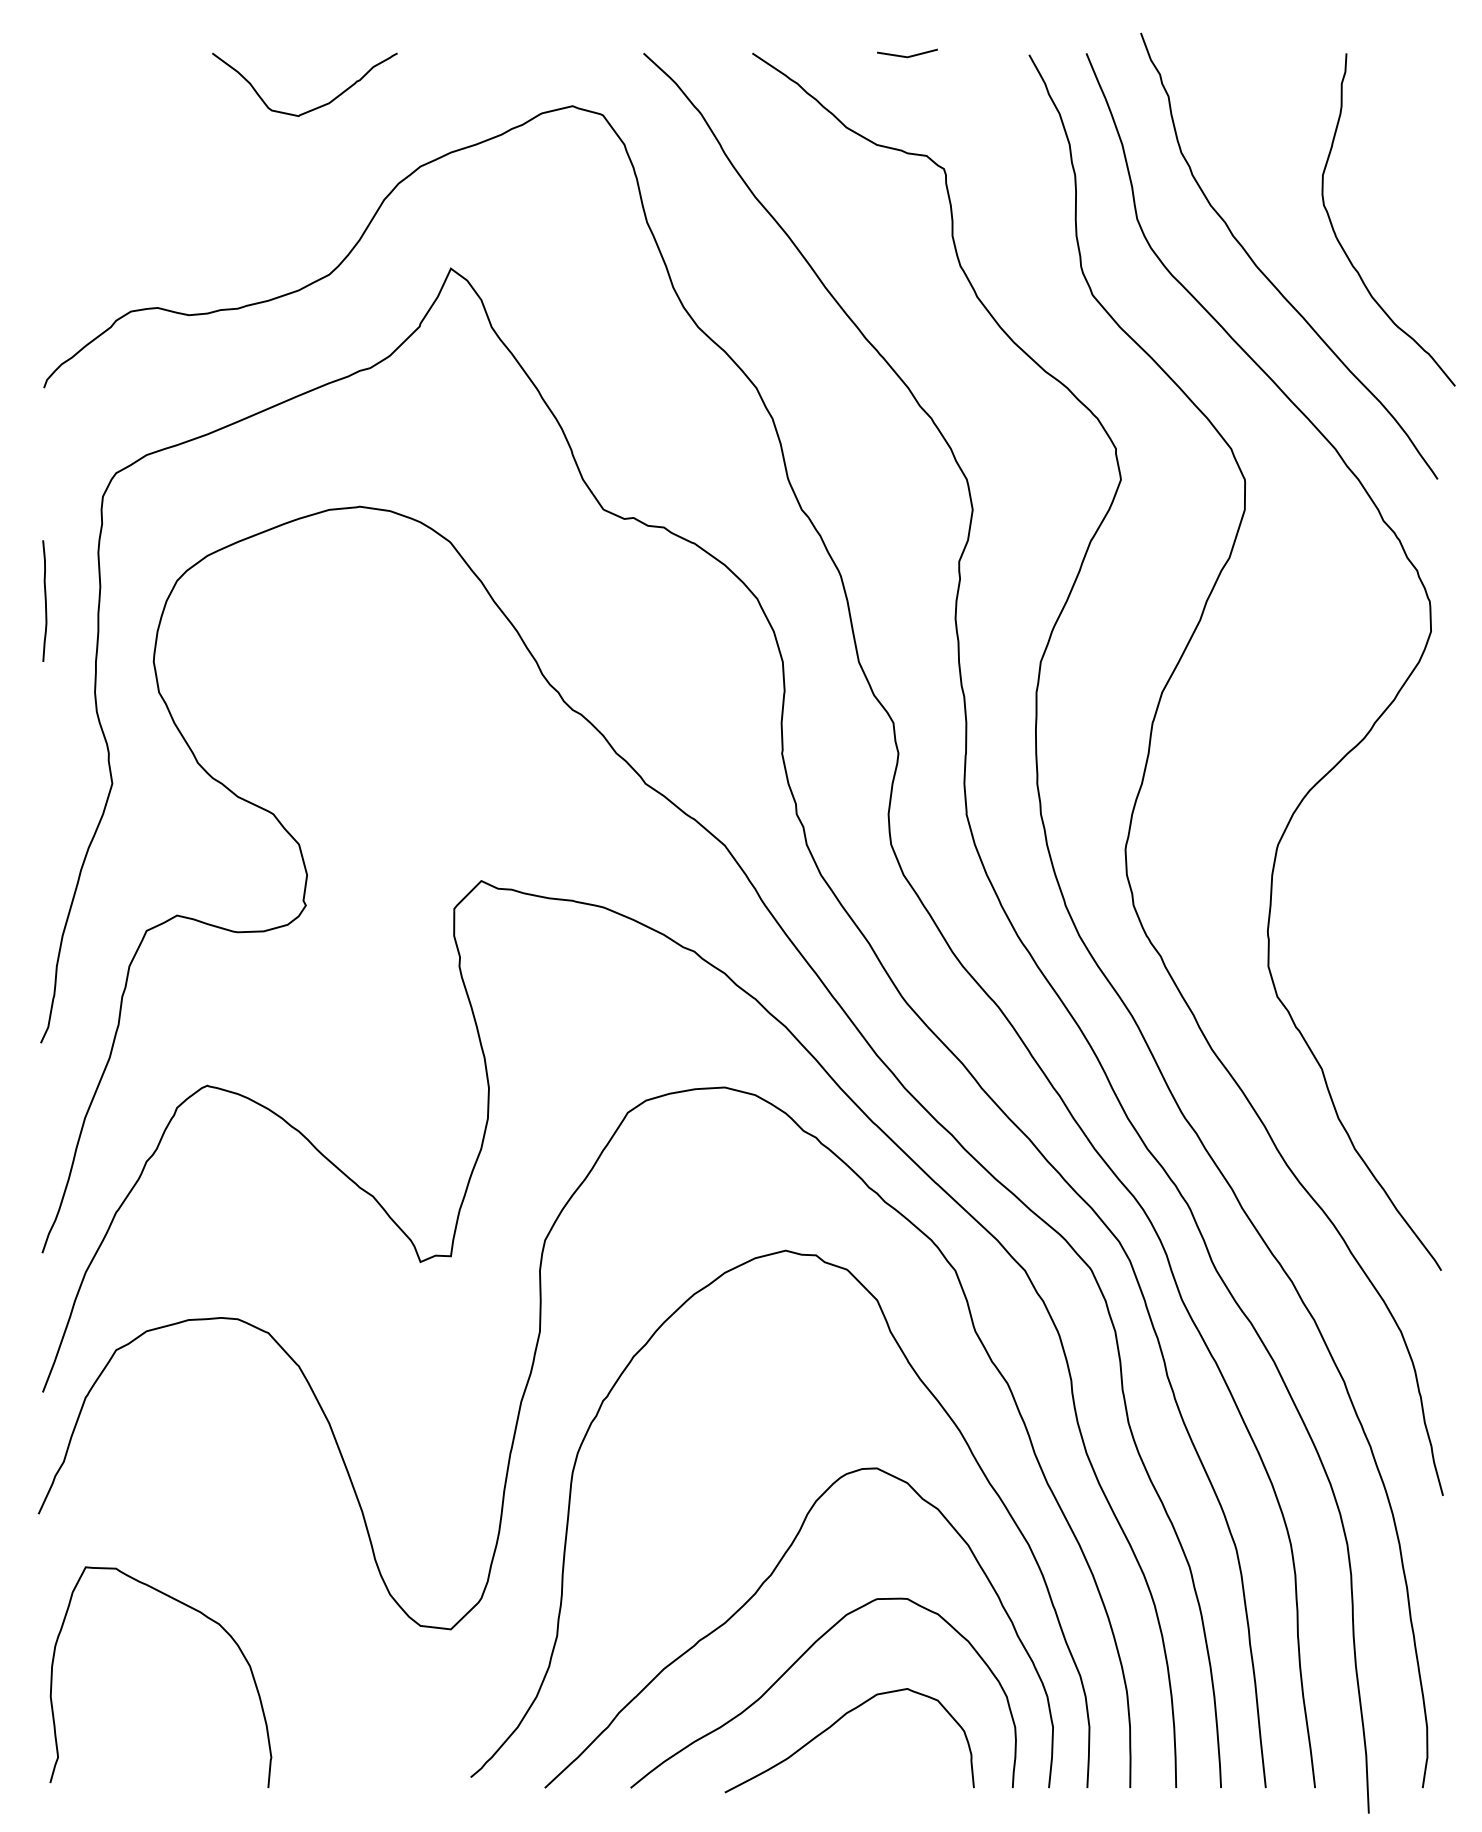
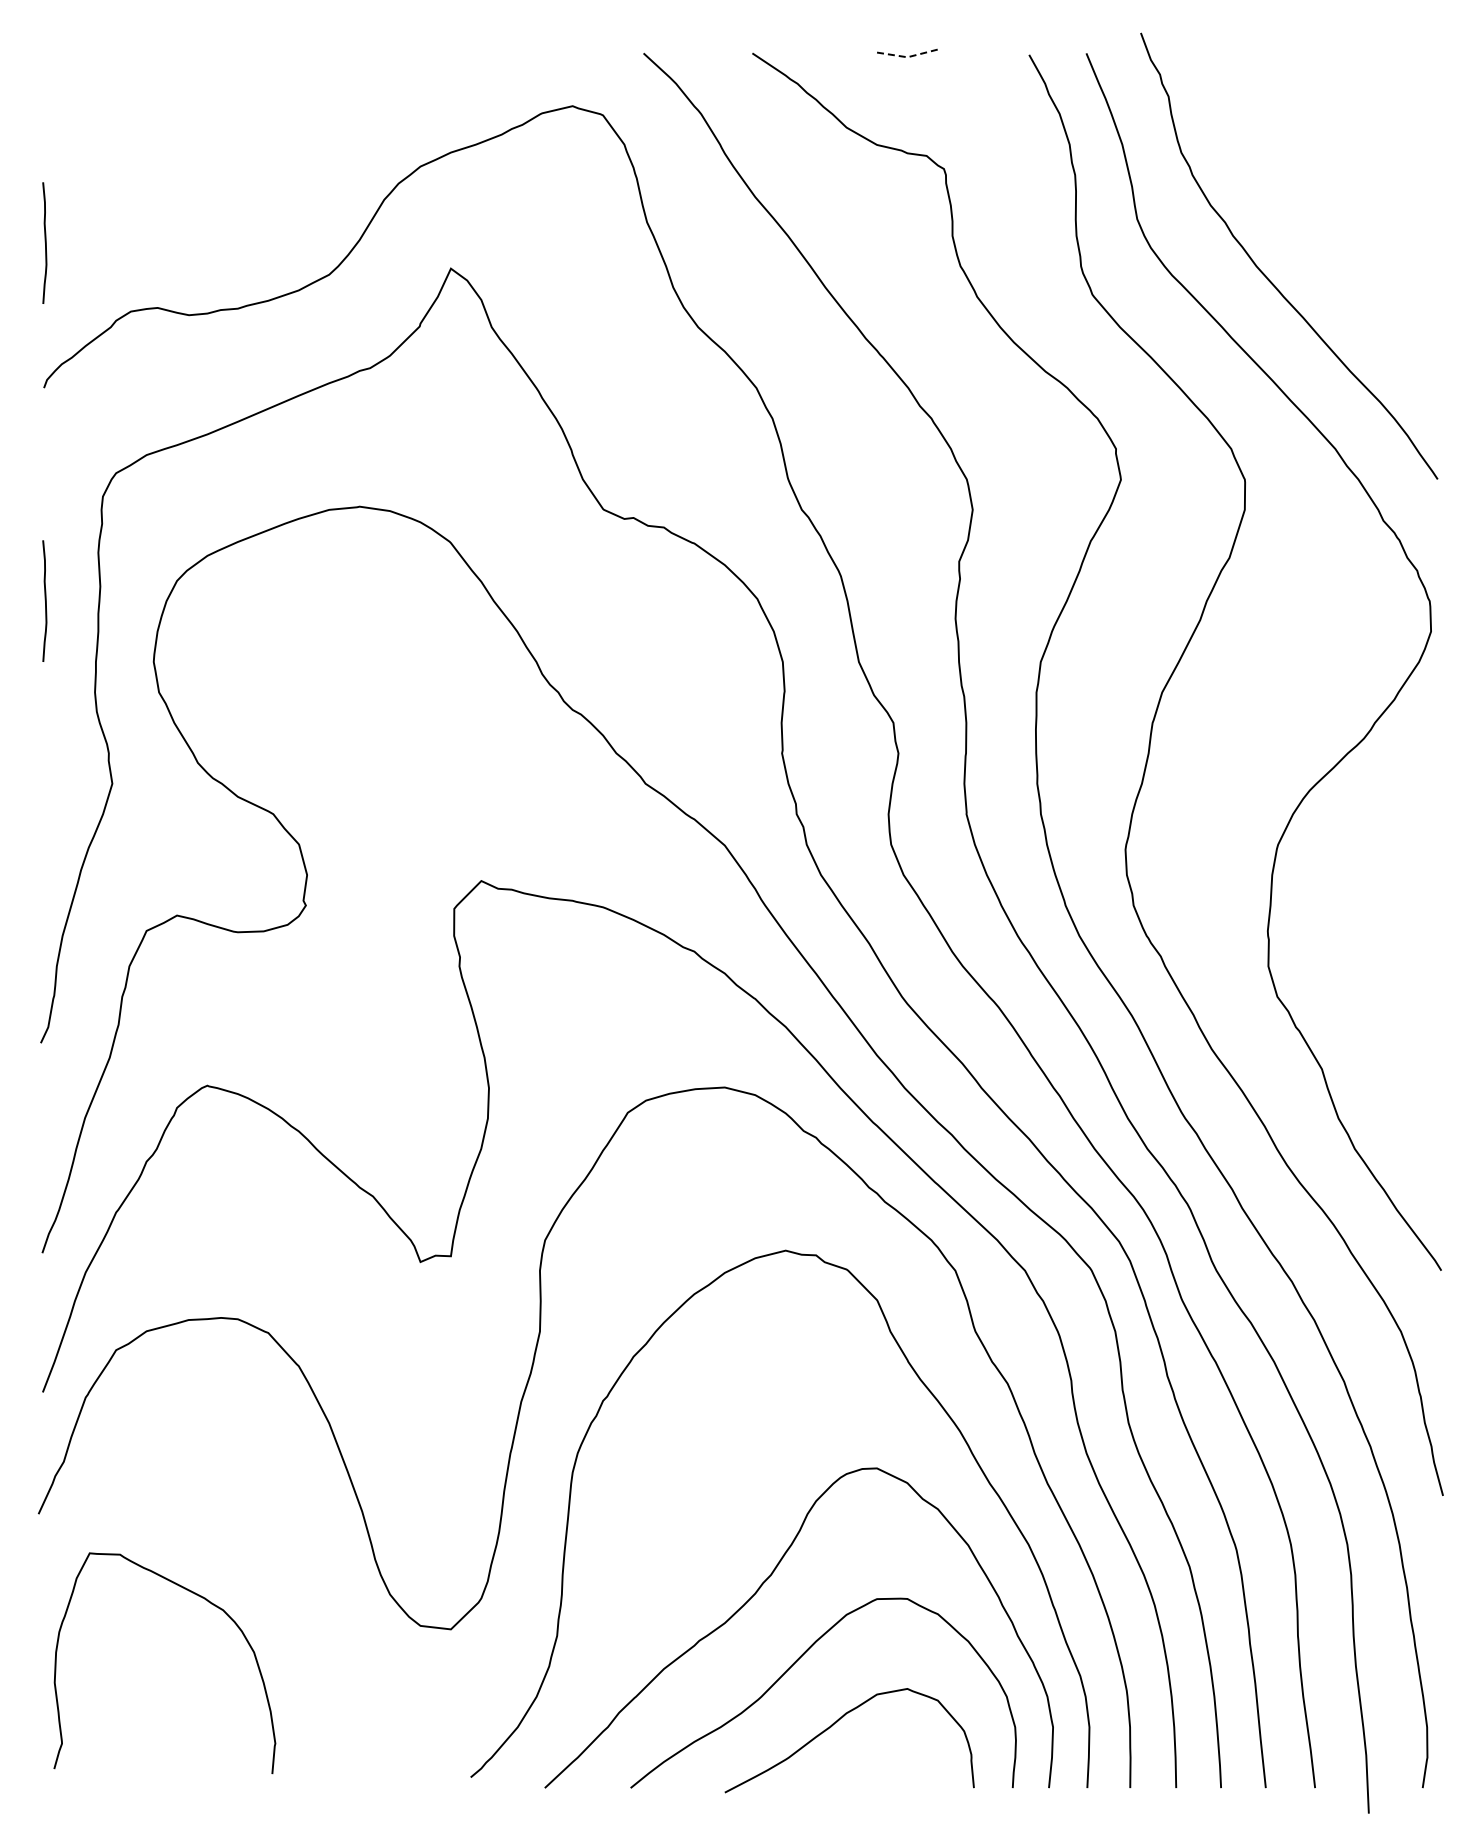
line: solid -> dashed (907, 57)
curve: present -> none (315, 107)
curve: none -> present (44, 242)
curve: present -> none (1343, 247)
curve position: (194, 1610) -> (198, 1596) (198, 1596)
